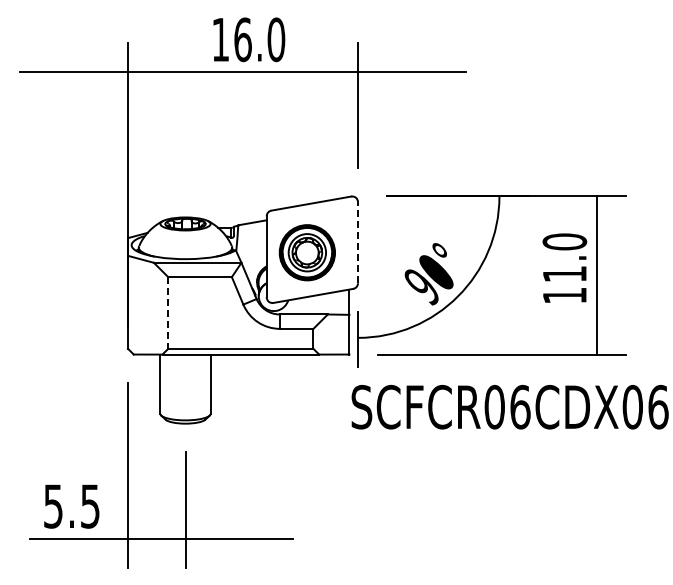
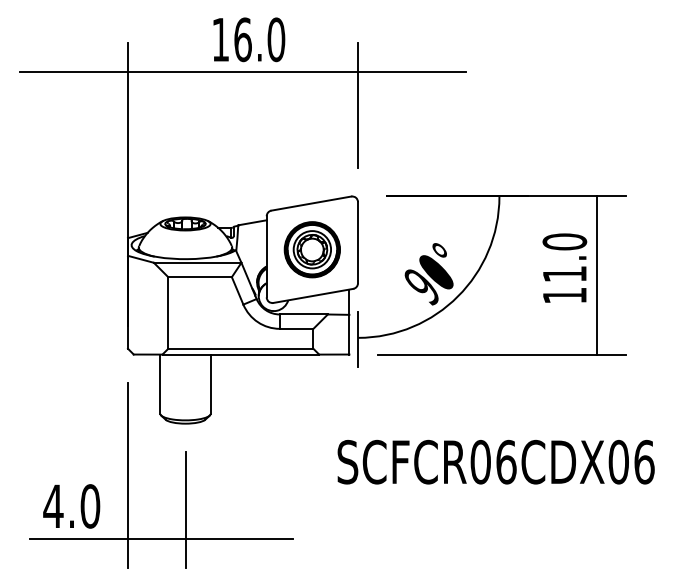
line: dashed -> solid (358, 242)
part position: (306, 252) -> (311, 249) (311, 249)
line: dashed -> solid (168, 313)
text position: (509, 406) -> (495, 461) (495, 461)
text: 5.5 -> 4.0 (71, 506)
